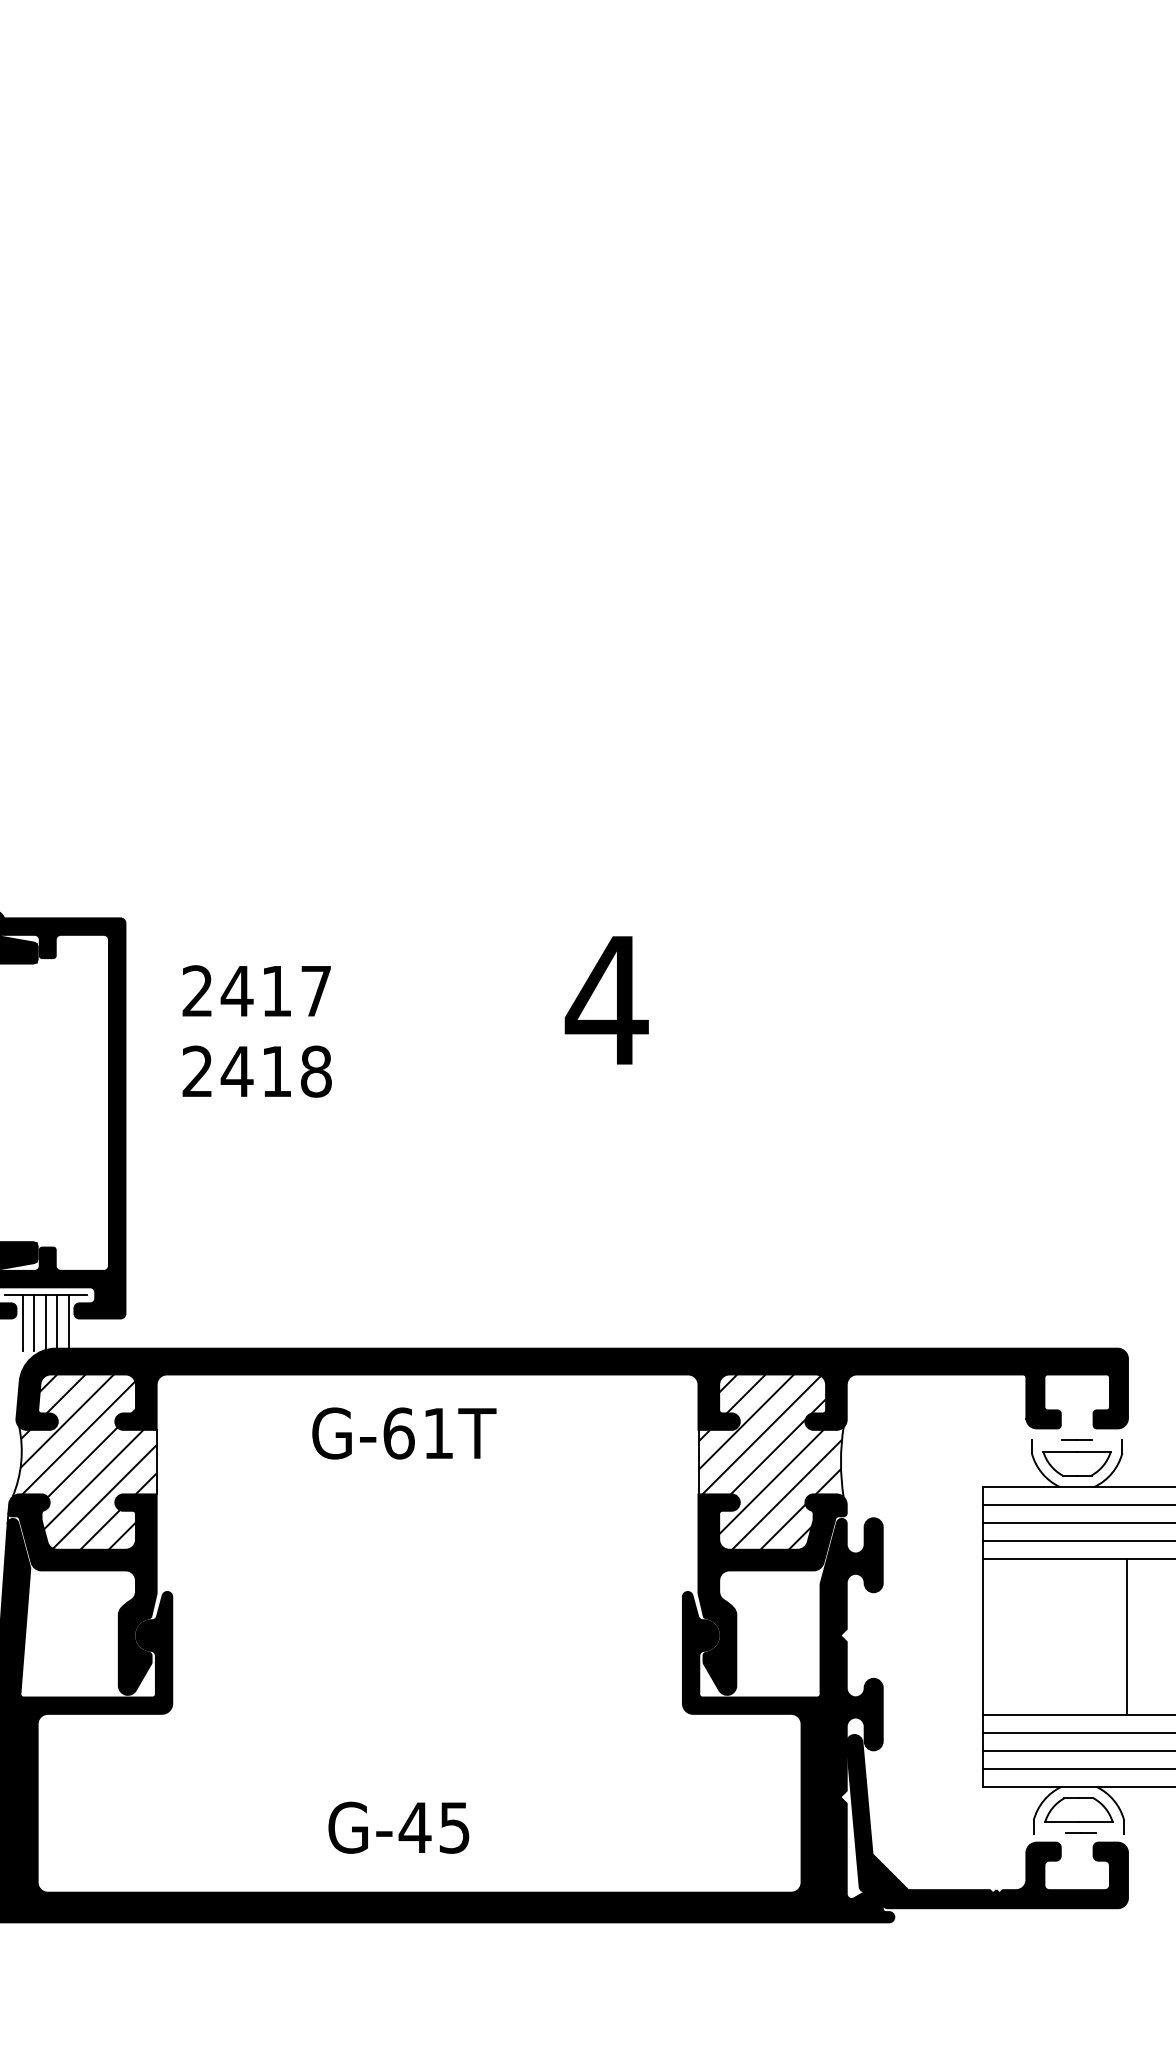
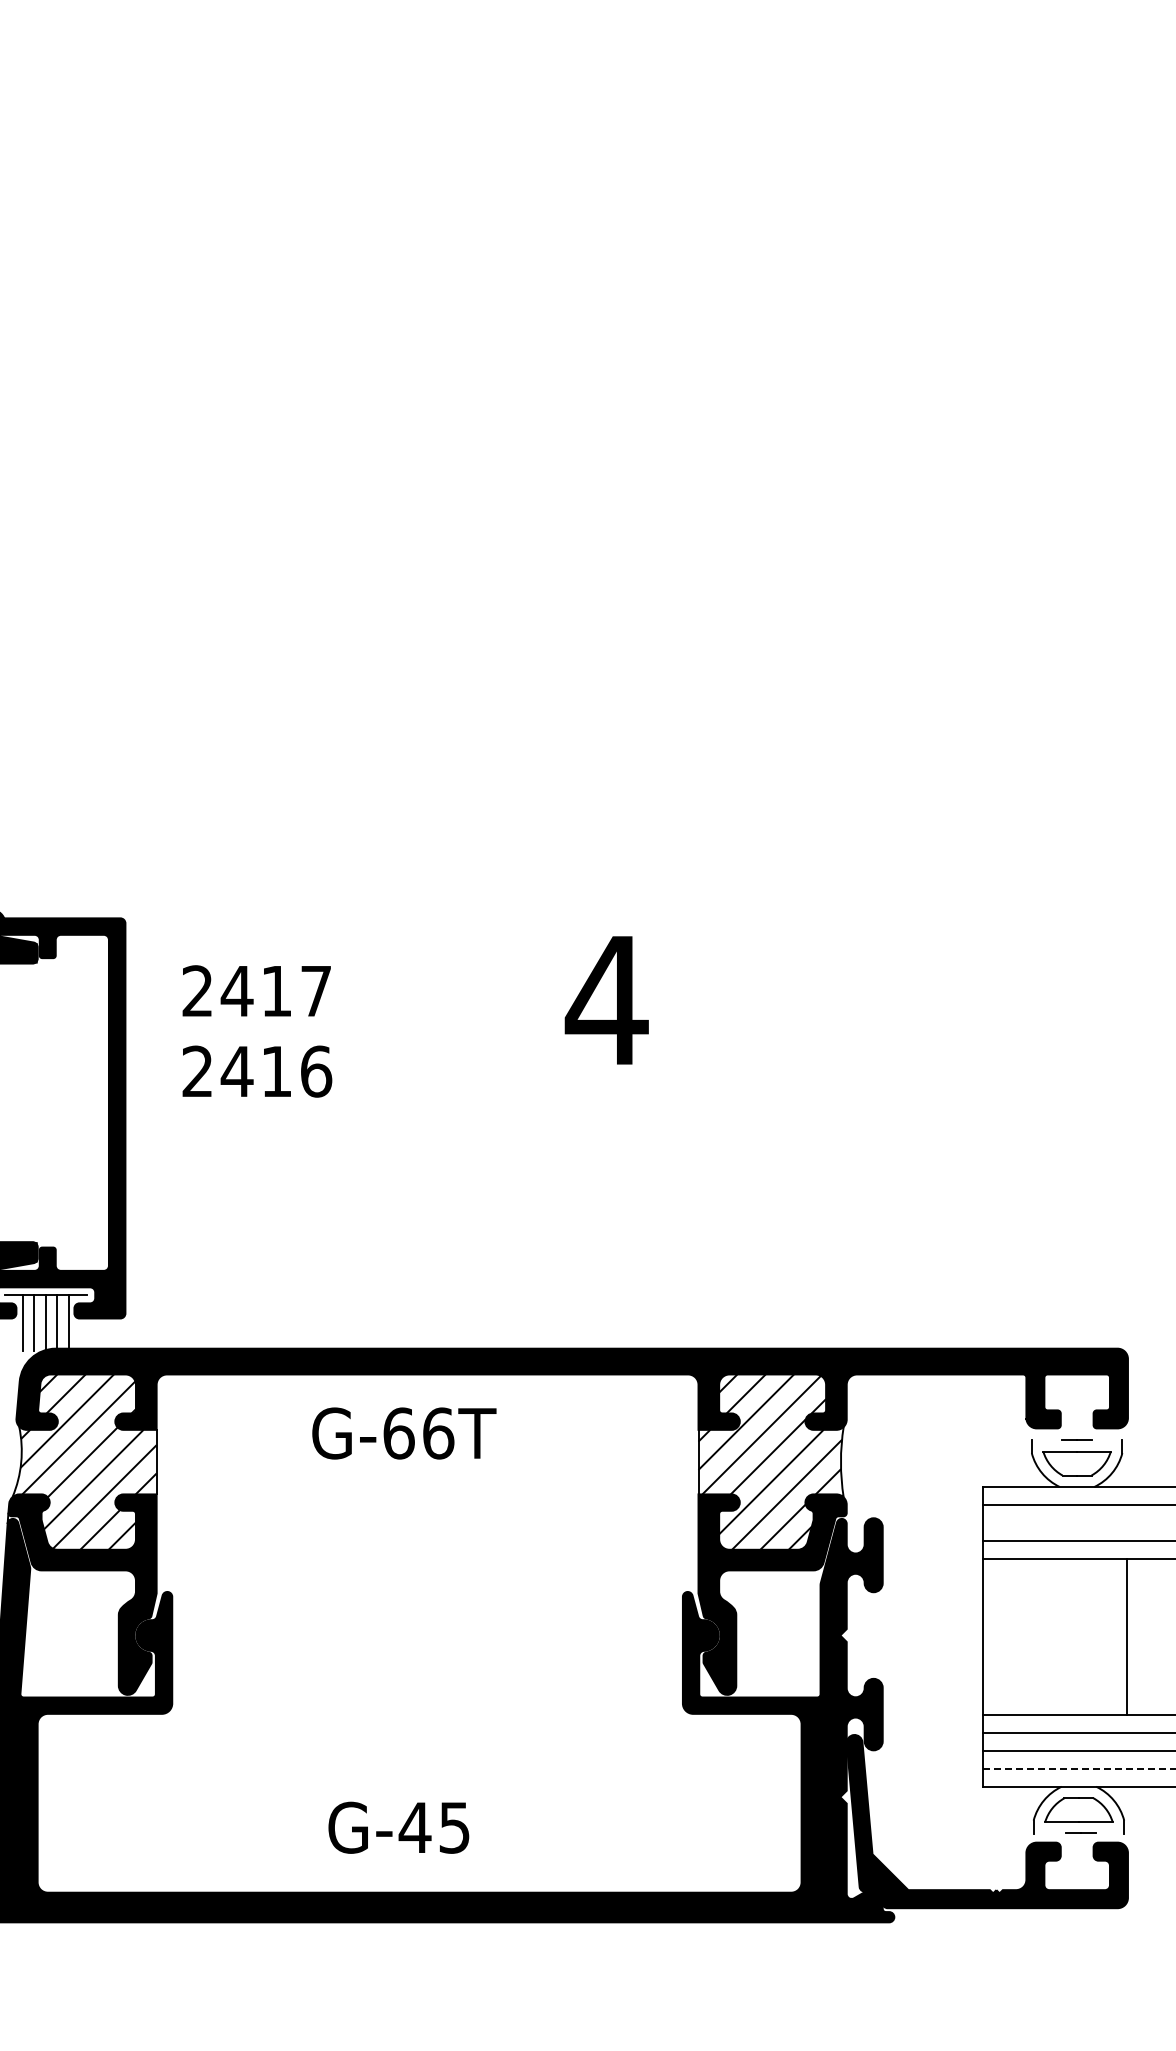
text: 2418 -> 2416 (316, 1071)
text: G-61T -> G-66T (438, 1433)
line: present -> none (1077, 1523)
line: solid -> dashed (1080, 1768)
